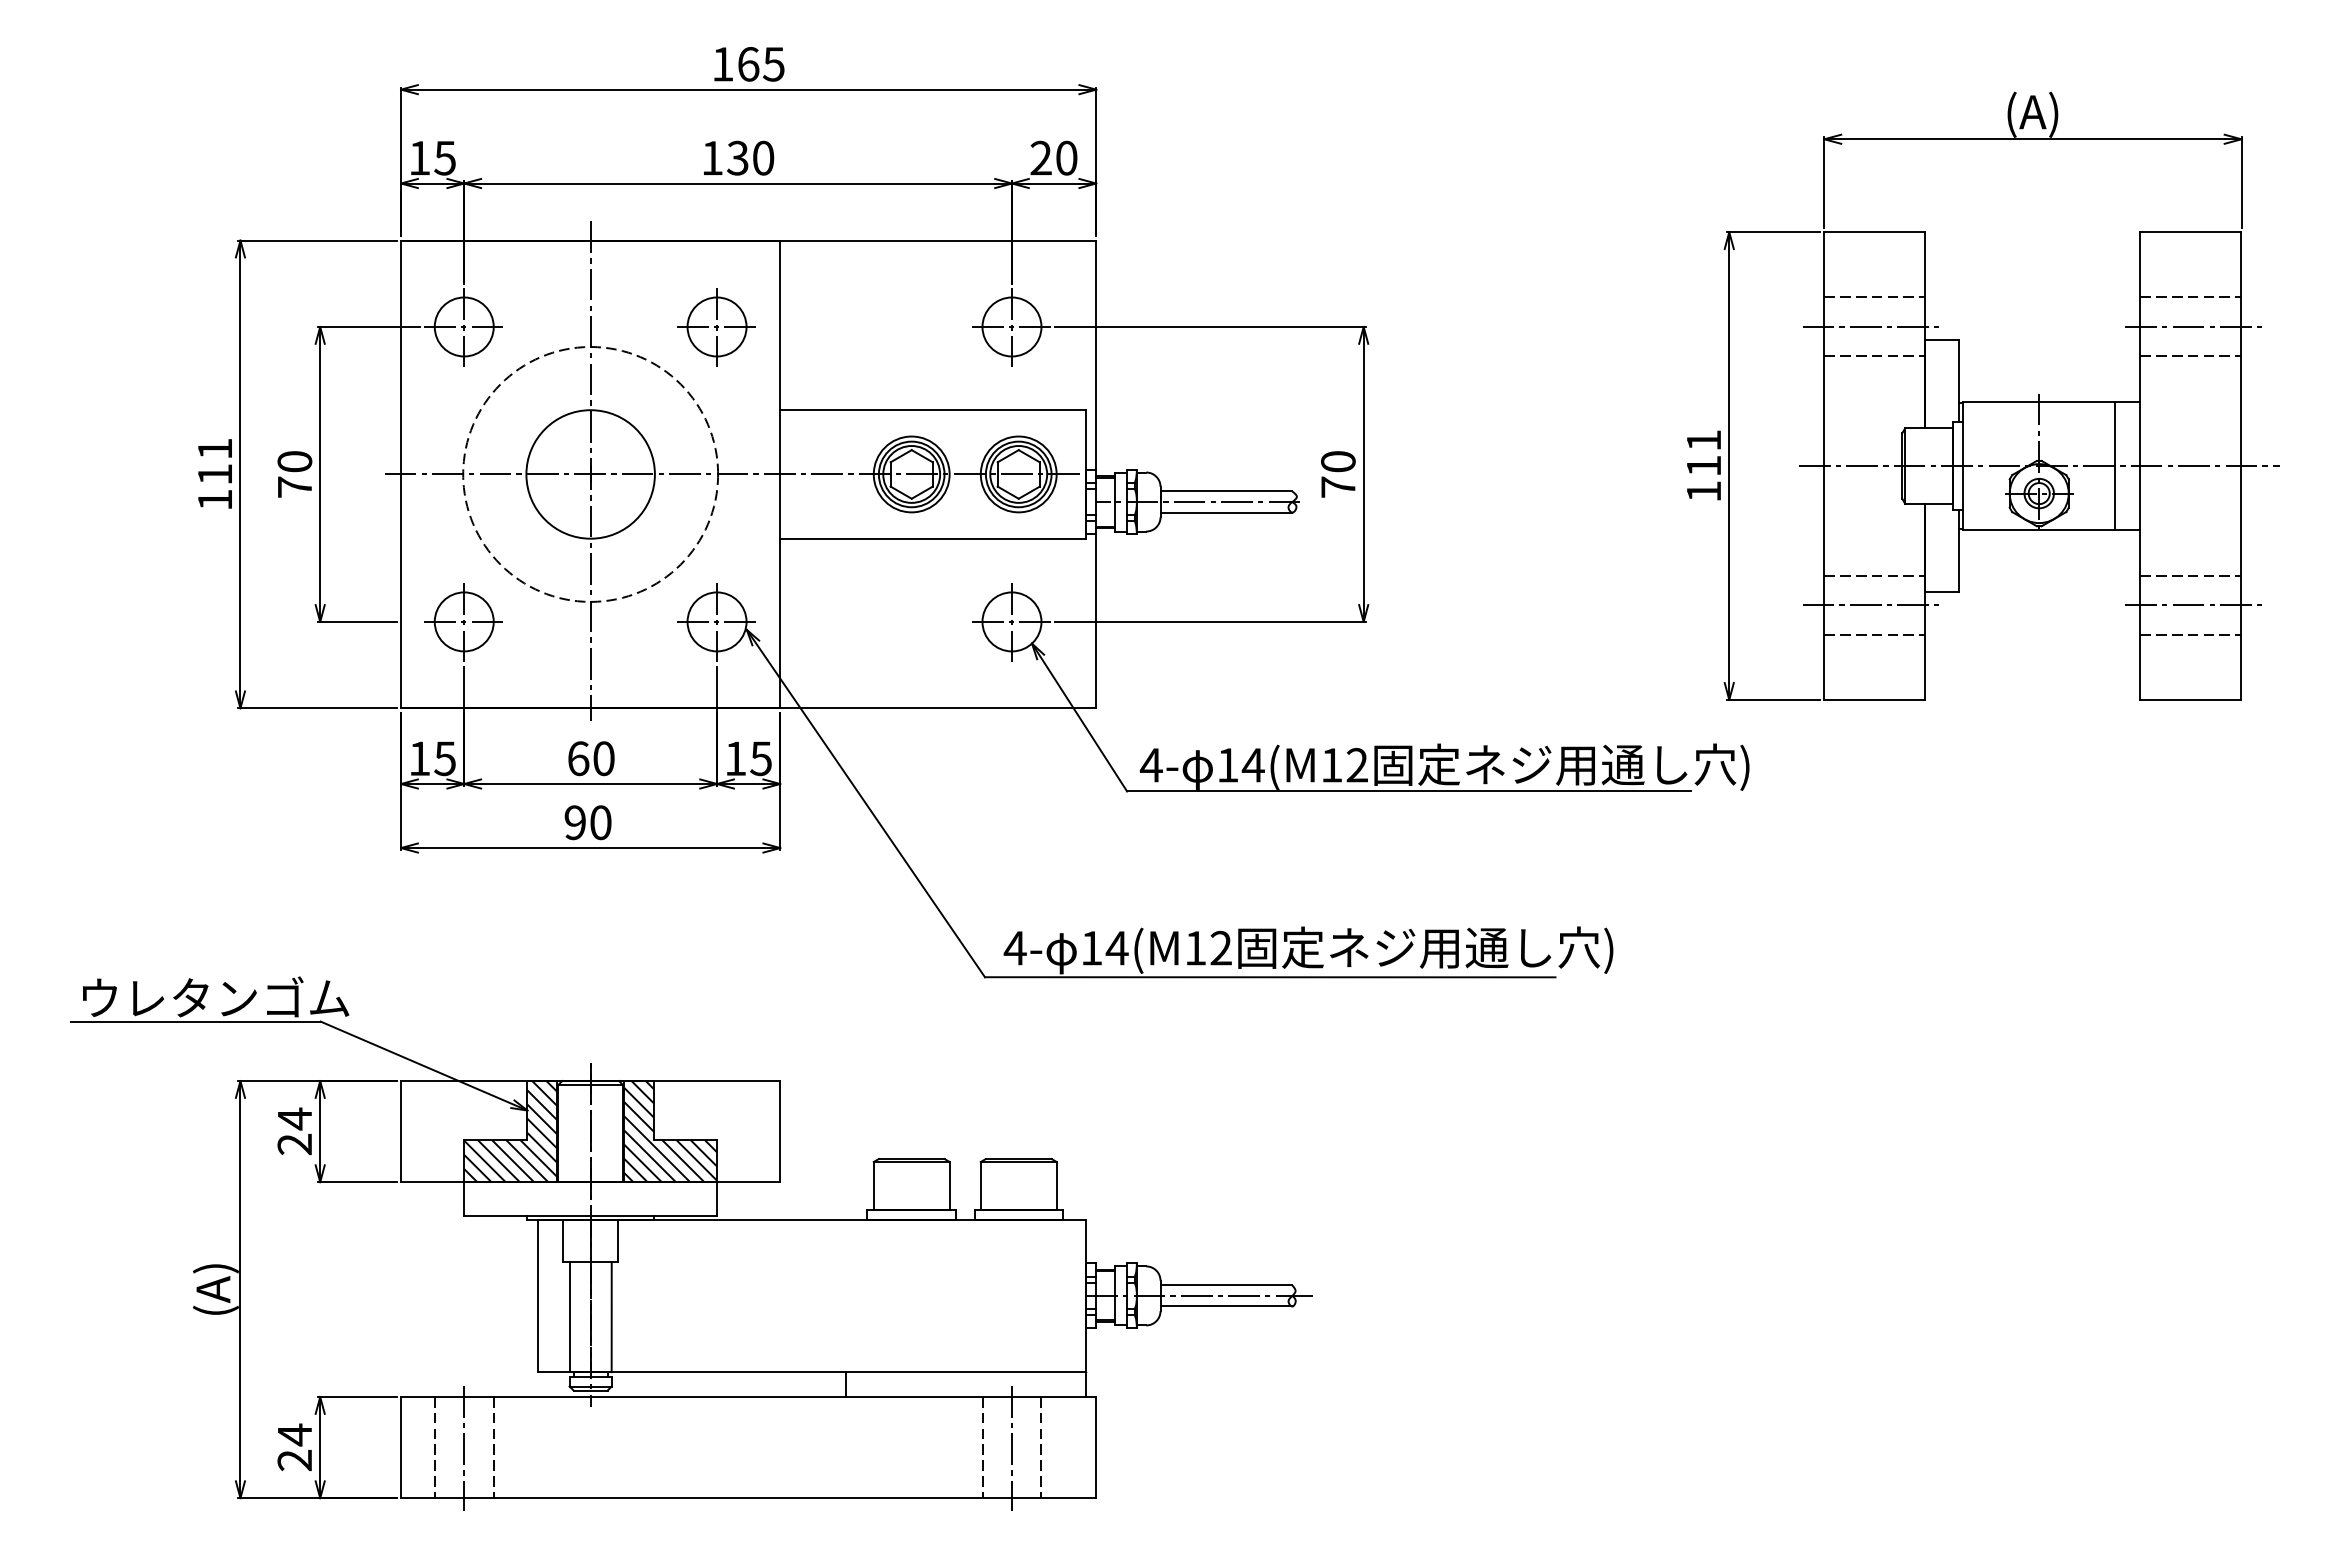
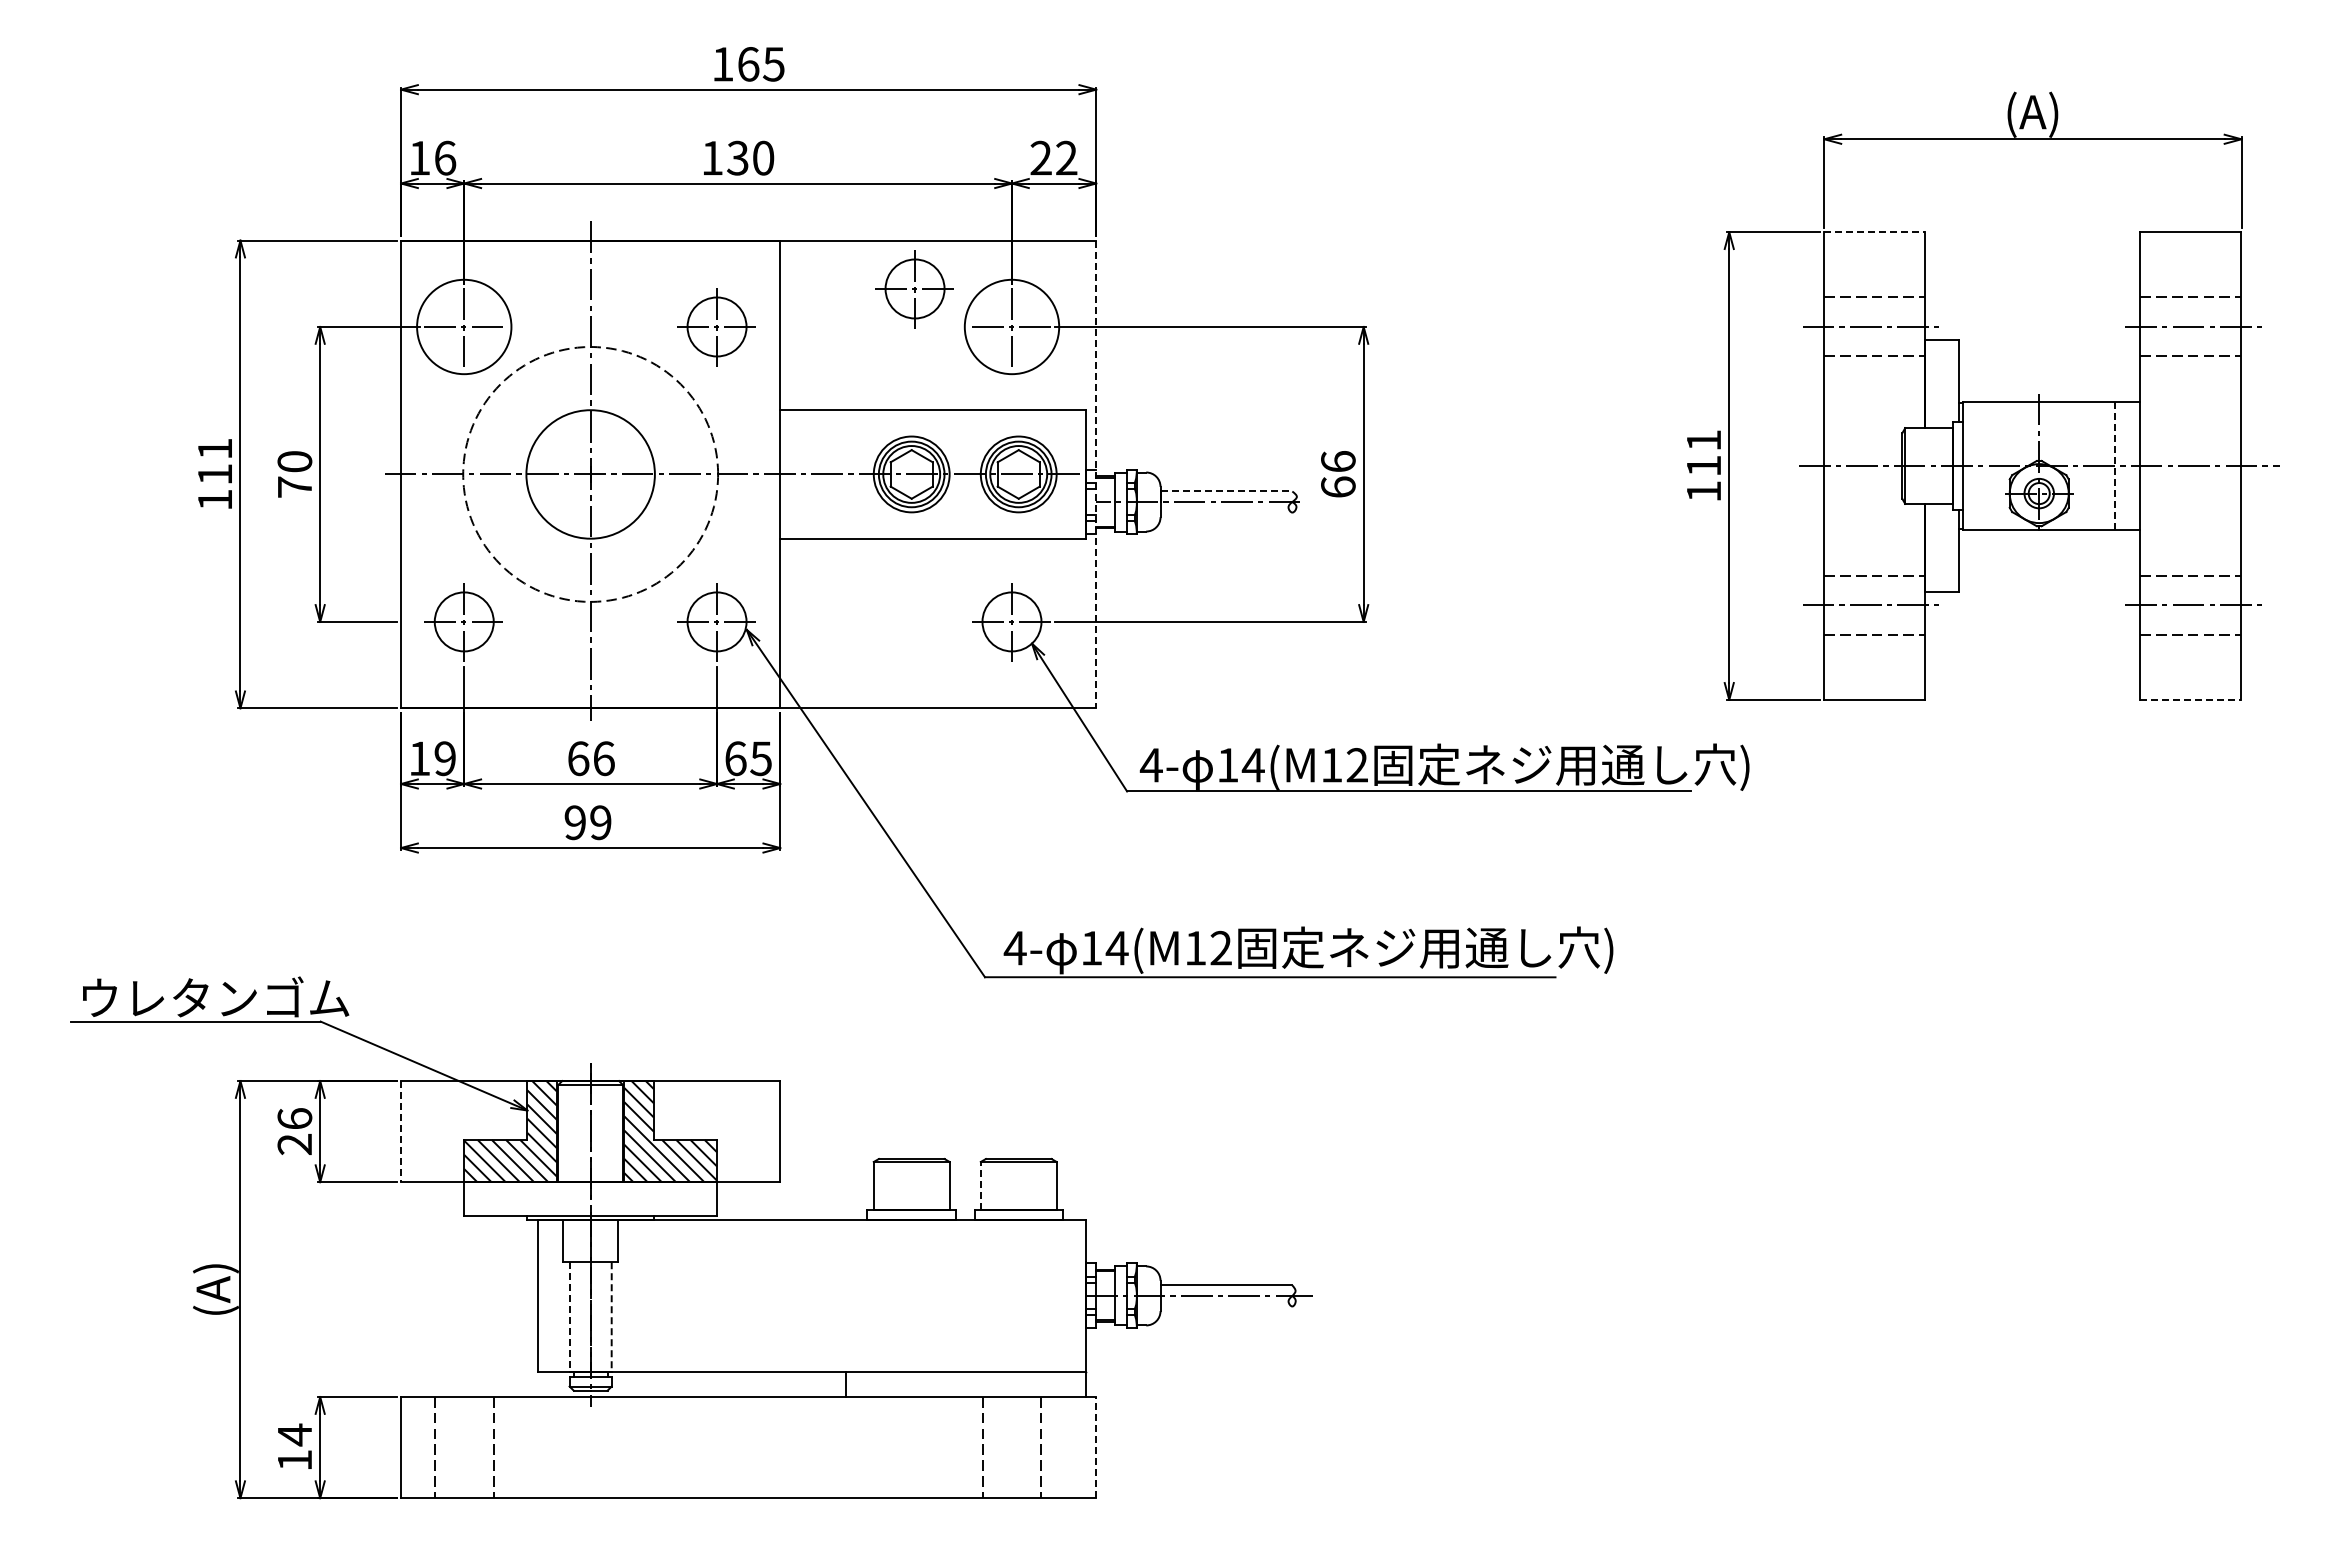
text: 15 -> 16 (445, 157)
text: 20 -> 22 (1066, 157)
line: solid -> dashed (1874, 232)
part: none -> present (914, 289)
circle diameter: 59 px -> 94 px (464, 326)
circle diameter: 59 px -> 94 px (1011, 326)
line: solid -> dashed (2115, 465)
line: solid -> dashed (1096, 474)
text: 70 -> 66 (1338, 474)
line: solid -> dashed (1226, 491)
line: present -> none (1226, 512)
line: solid -> dashed (2190, 699)
text: 15 -> 19 (444, 758)
text: 60 -> 66 (603, 758)
text: 15 -> 65 (735, 758)
text: 90 -> 99 (600, 822)
text: 24 -> 26 (294, 1118)
line: solid -> dashed (401, 1131)
line: solid -> dashed (980, 1185)
line: present -> none (1226, 1306)
line: solid -> dashed (569, 1317)
line: solid -> dashed (611, 1317)
line: solid -> dashed (1096, 1447)
line: present -> none (464, 1448)
line: present -> none (1011, 1448)
text: 24 -> 14 (294, 1460)
